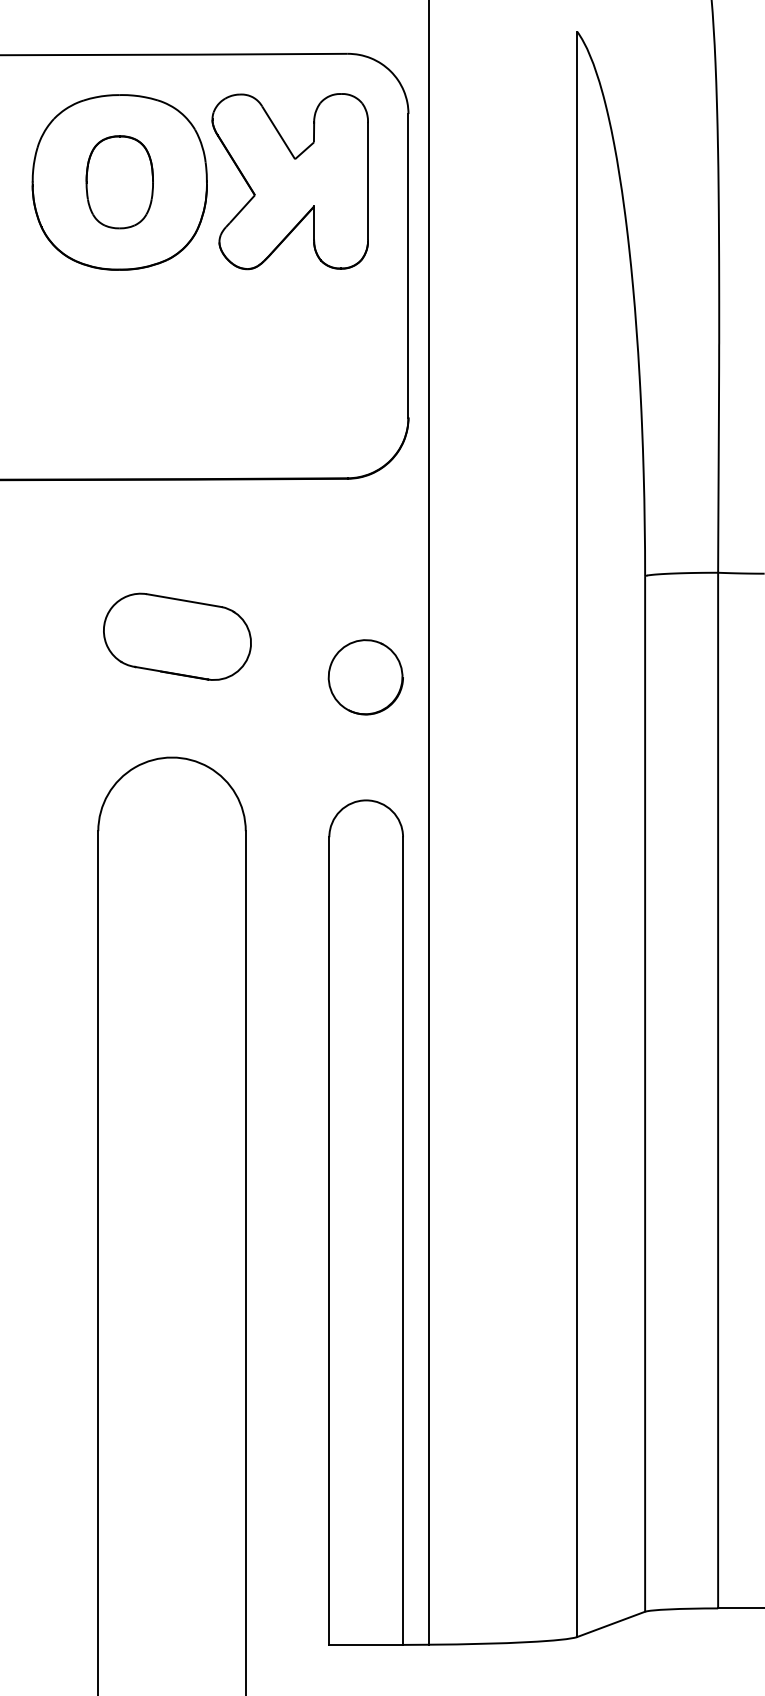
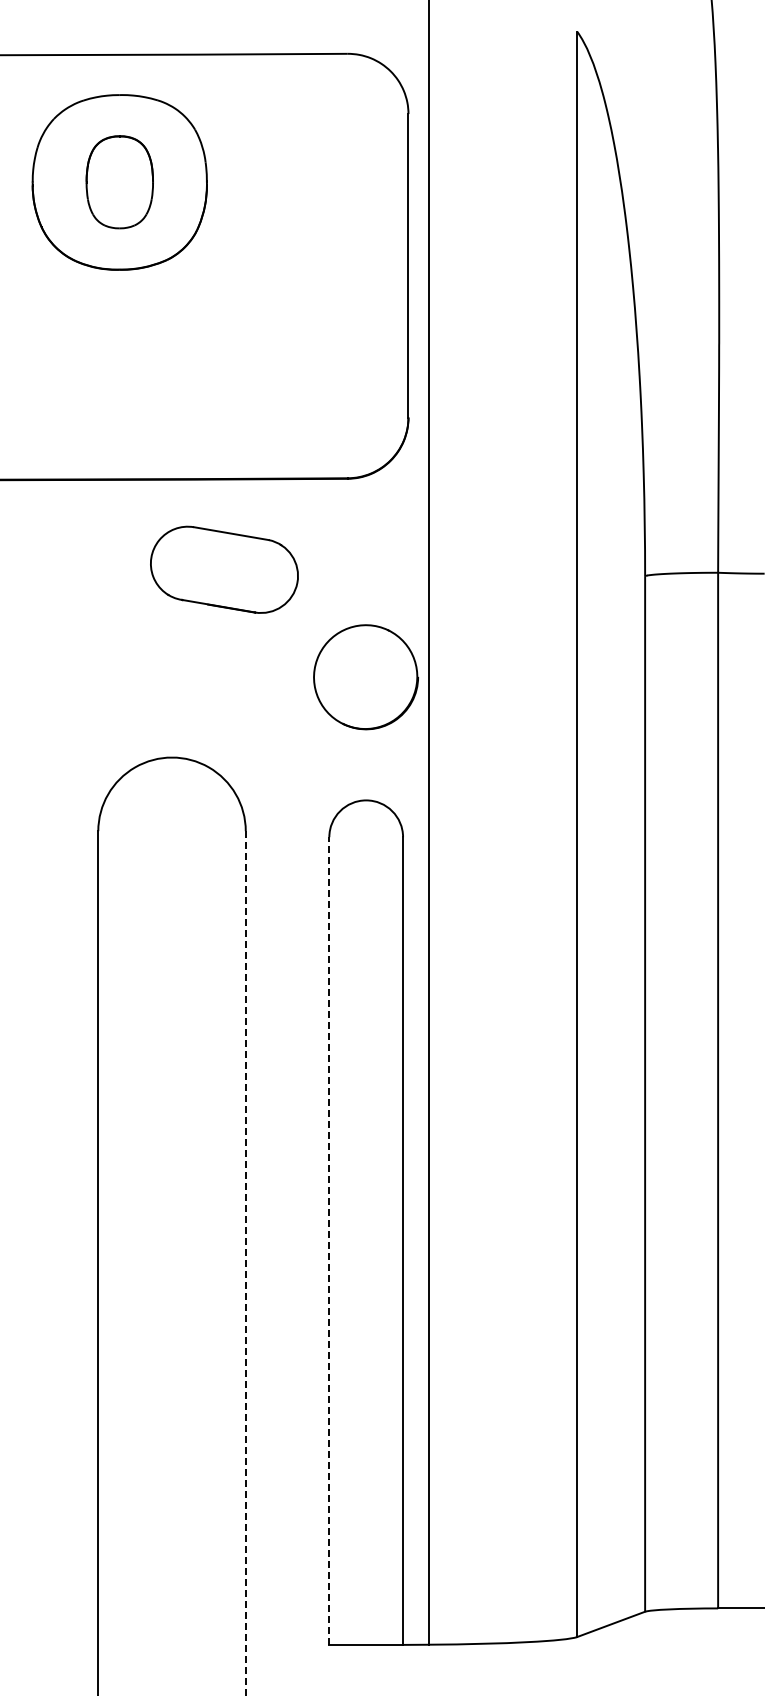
part: present -> none (289, 181)
part position: (177, 636) -> (224, 569) (224, 569)
part size: 77x77 px -> 106x107 px (365, 677)
line: solid -> dashed (329, 1241)
line: solid -> dashed (245, 1263)
